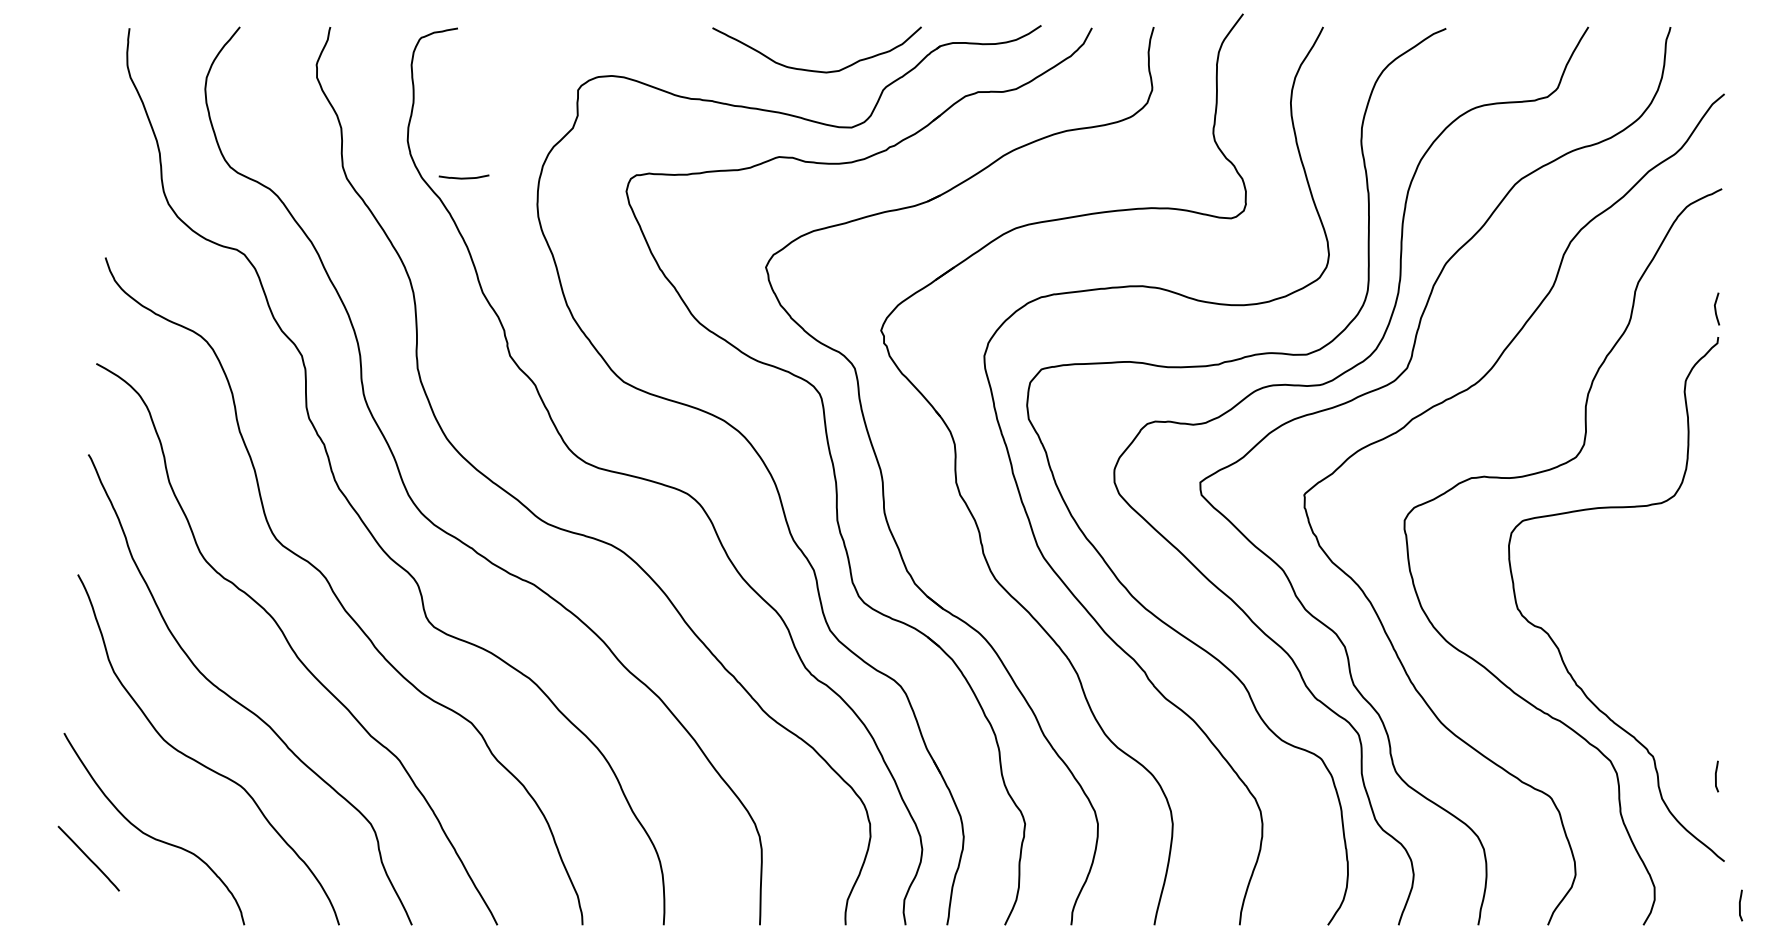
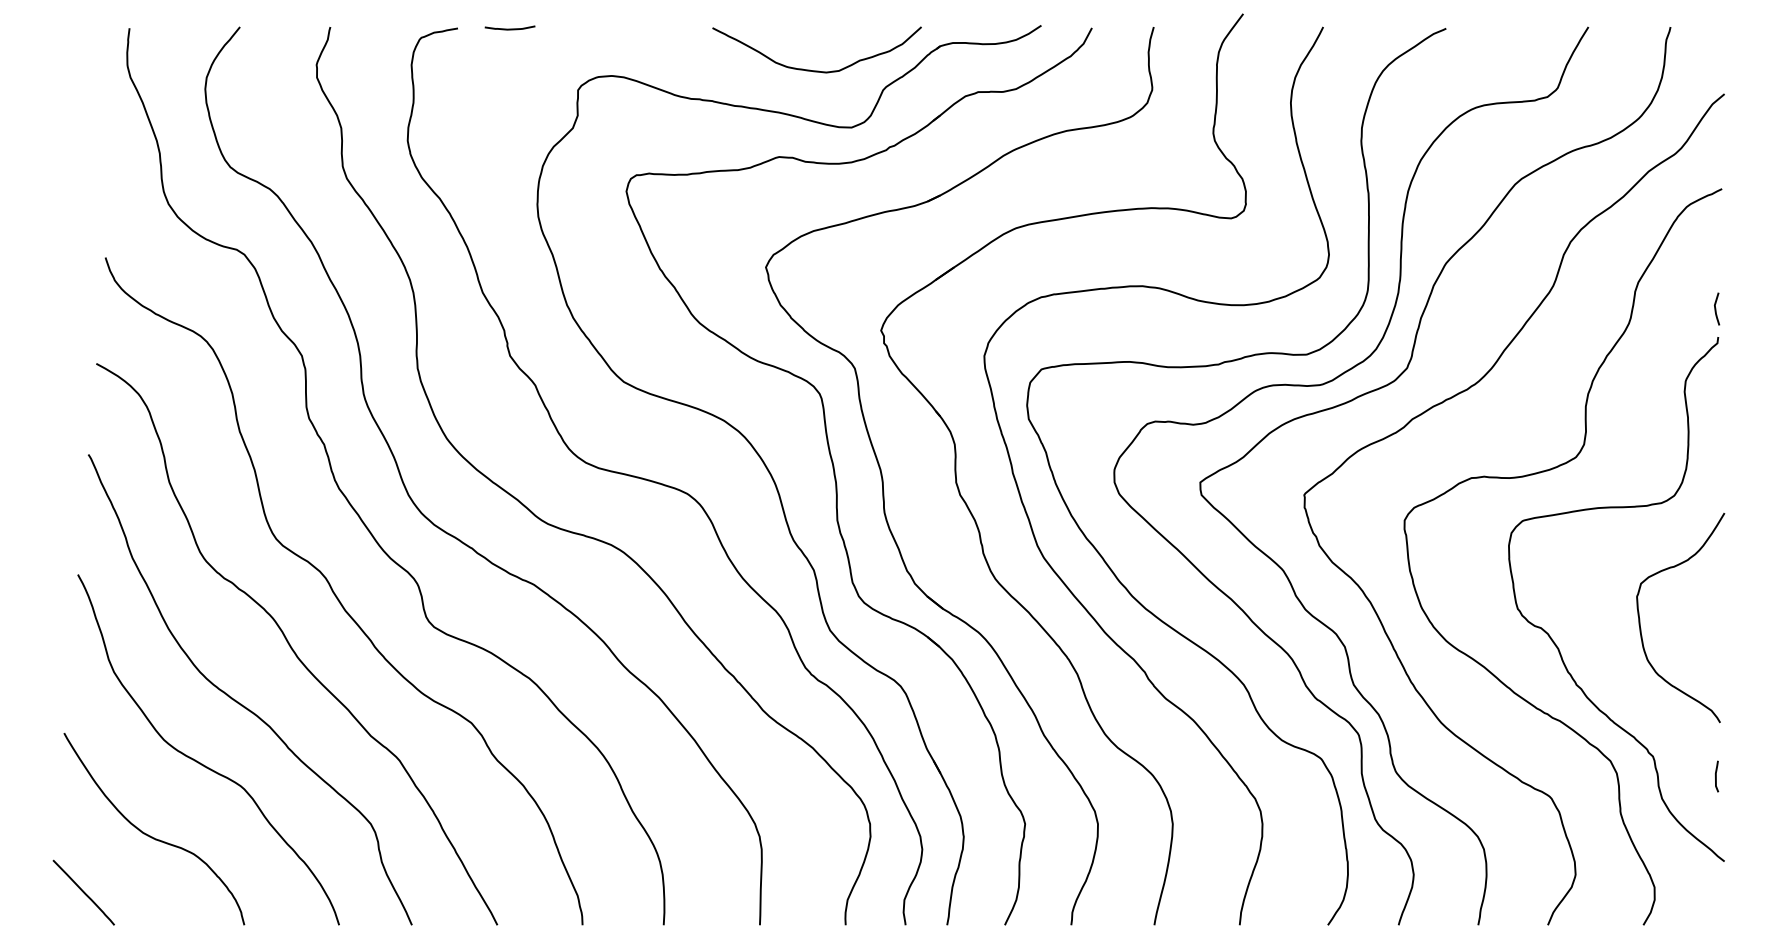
curve position: (463, 177) -> (509, 28) (509, 28)
curve: none -> present (1640, 618)
line position: (88, 858) -> (83, 892) (83, 892)
line: present -> none (1740, 905)
